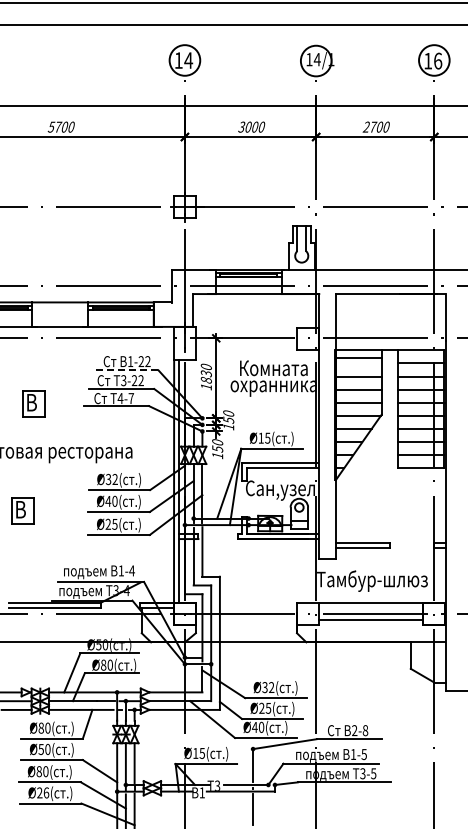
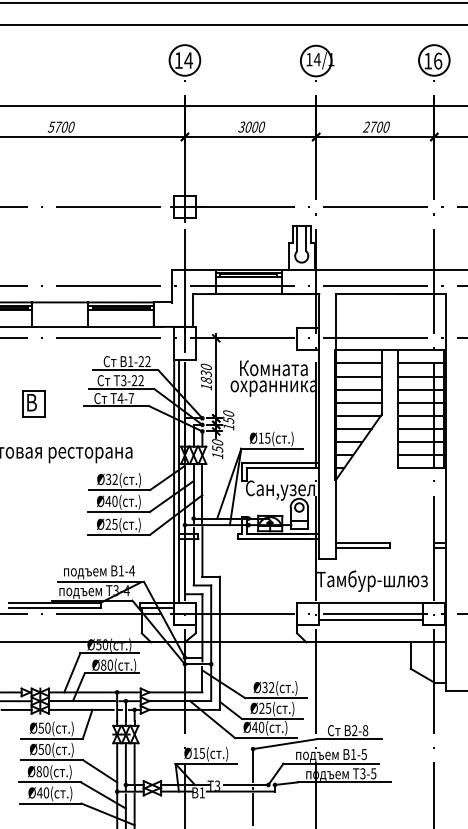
line position: (358, 358) -> (358, 363) (358, 363)
line: dashed -> solid (125, 370)
part: present -> none (22, 510)
text: Ø80( -> Ø50( (40, 727)
text: Ø26( -> Ø40( (42, 792)
